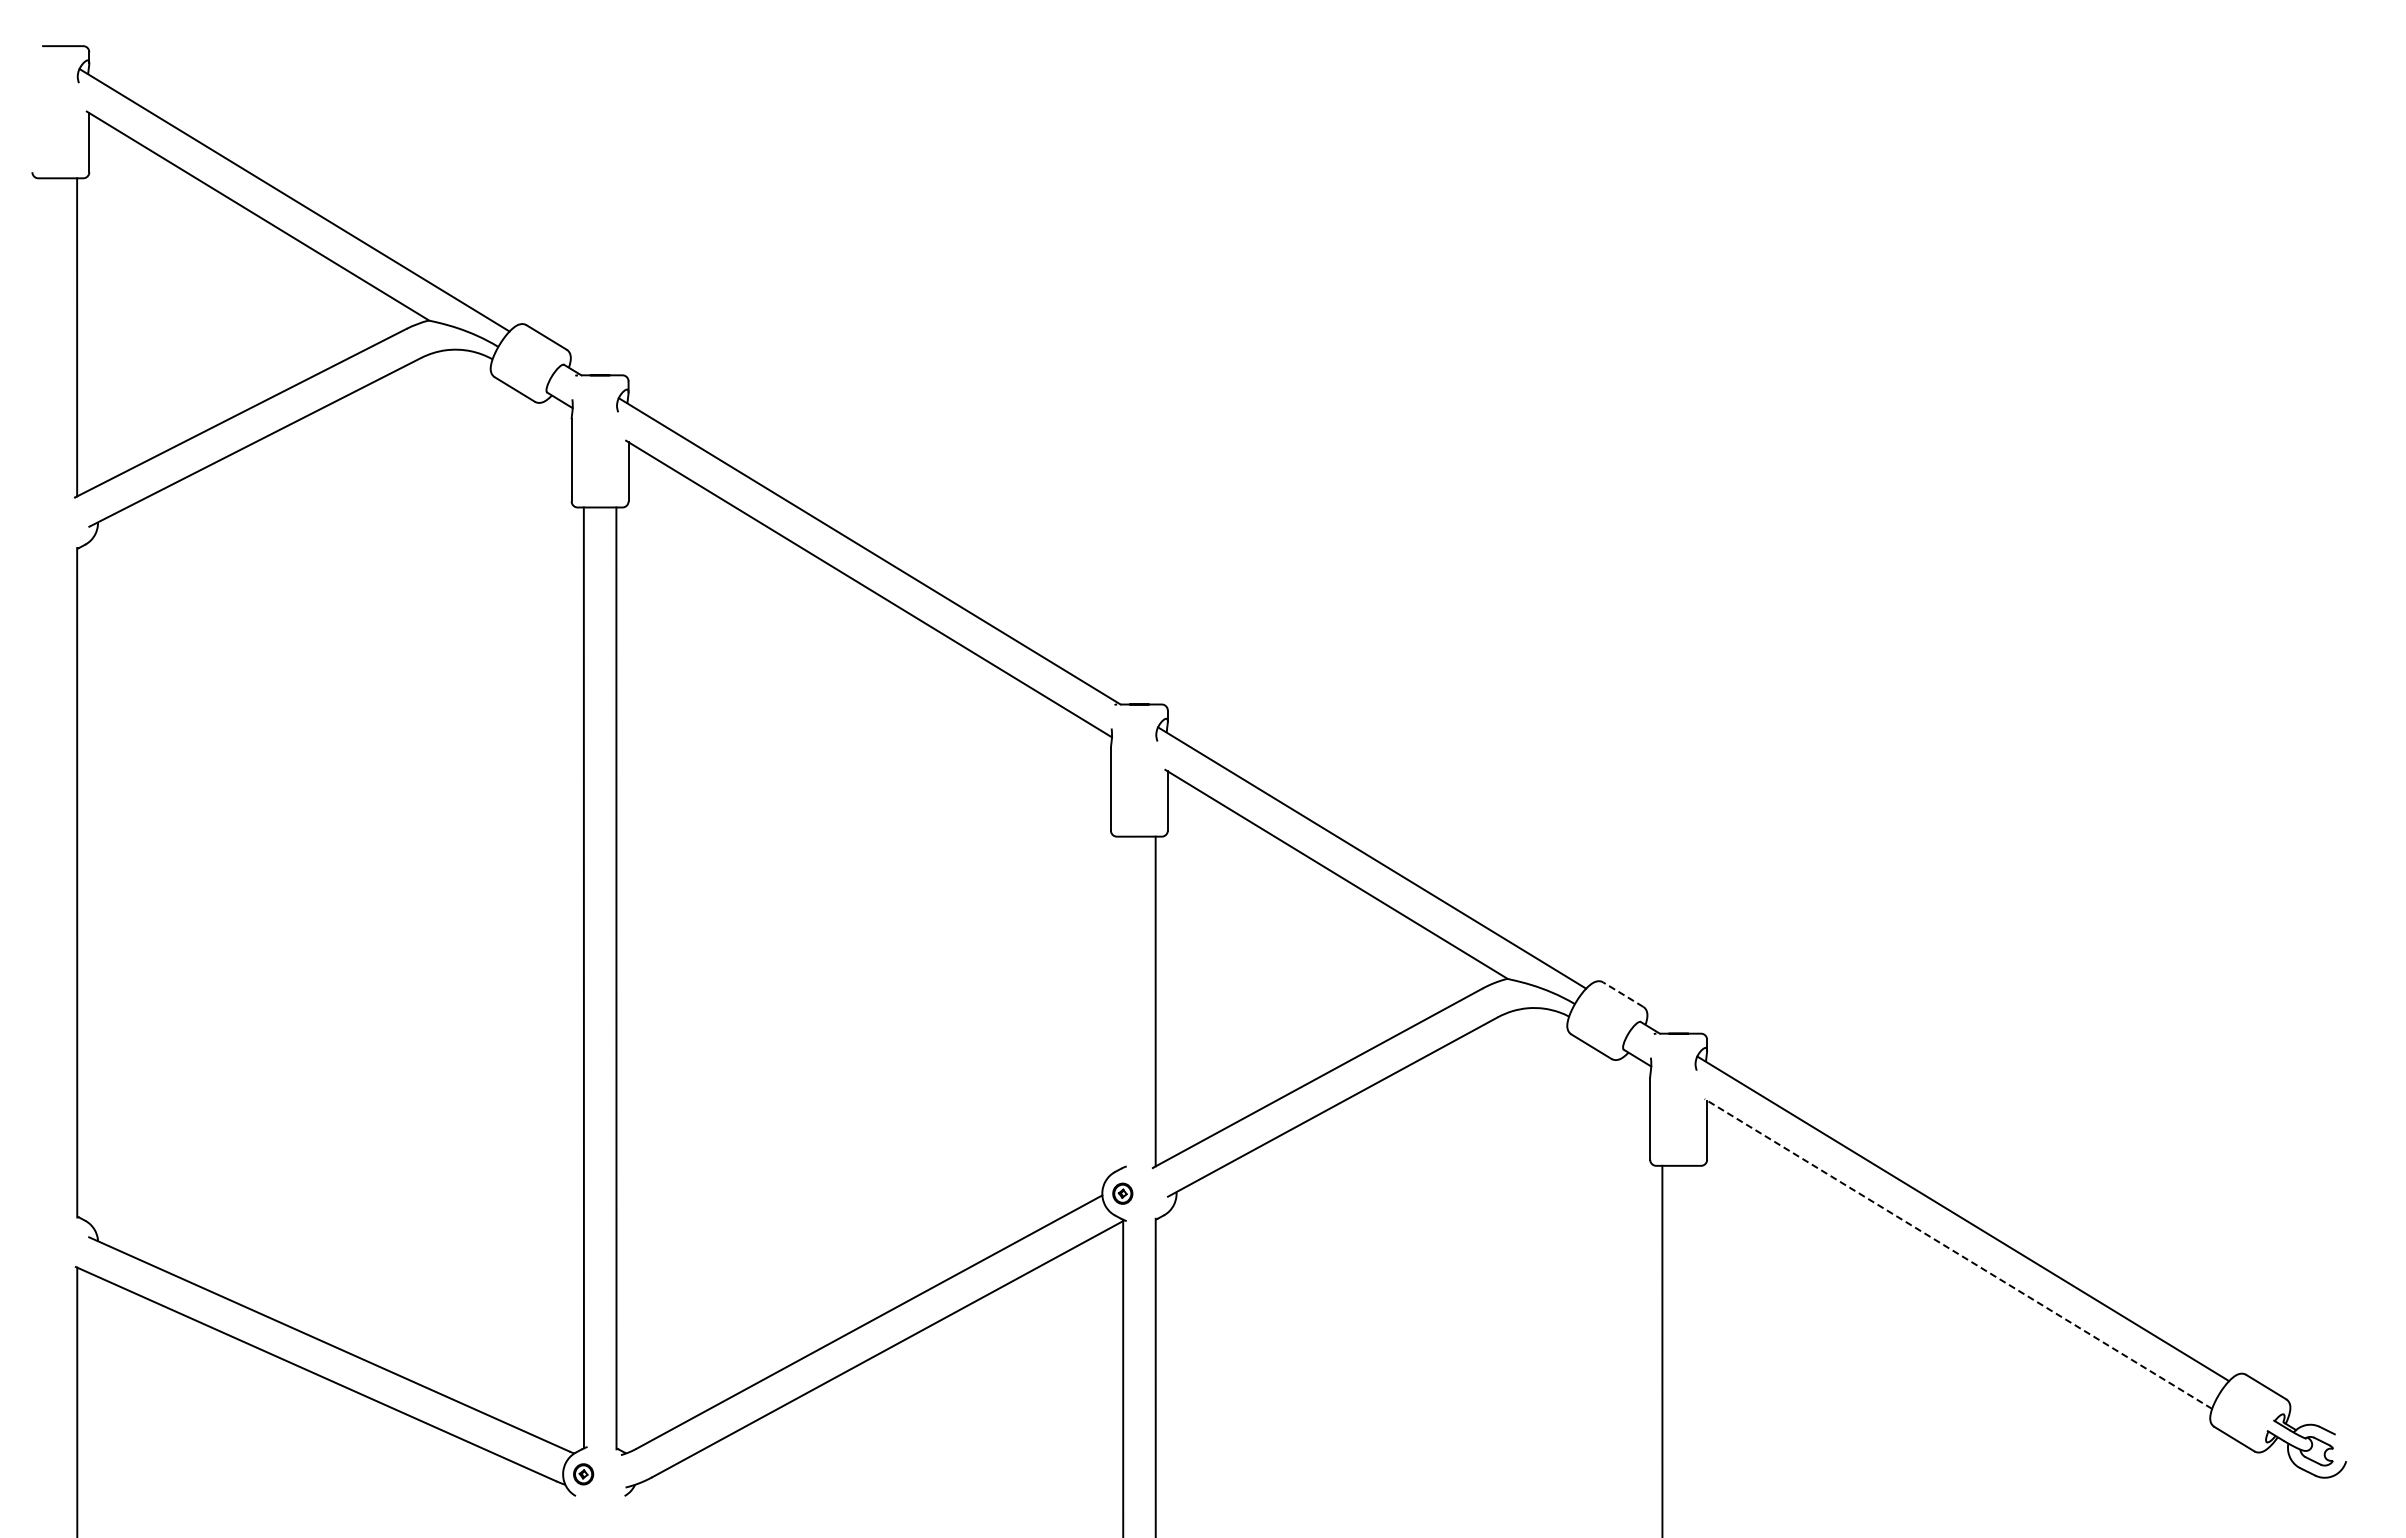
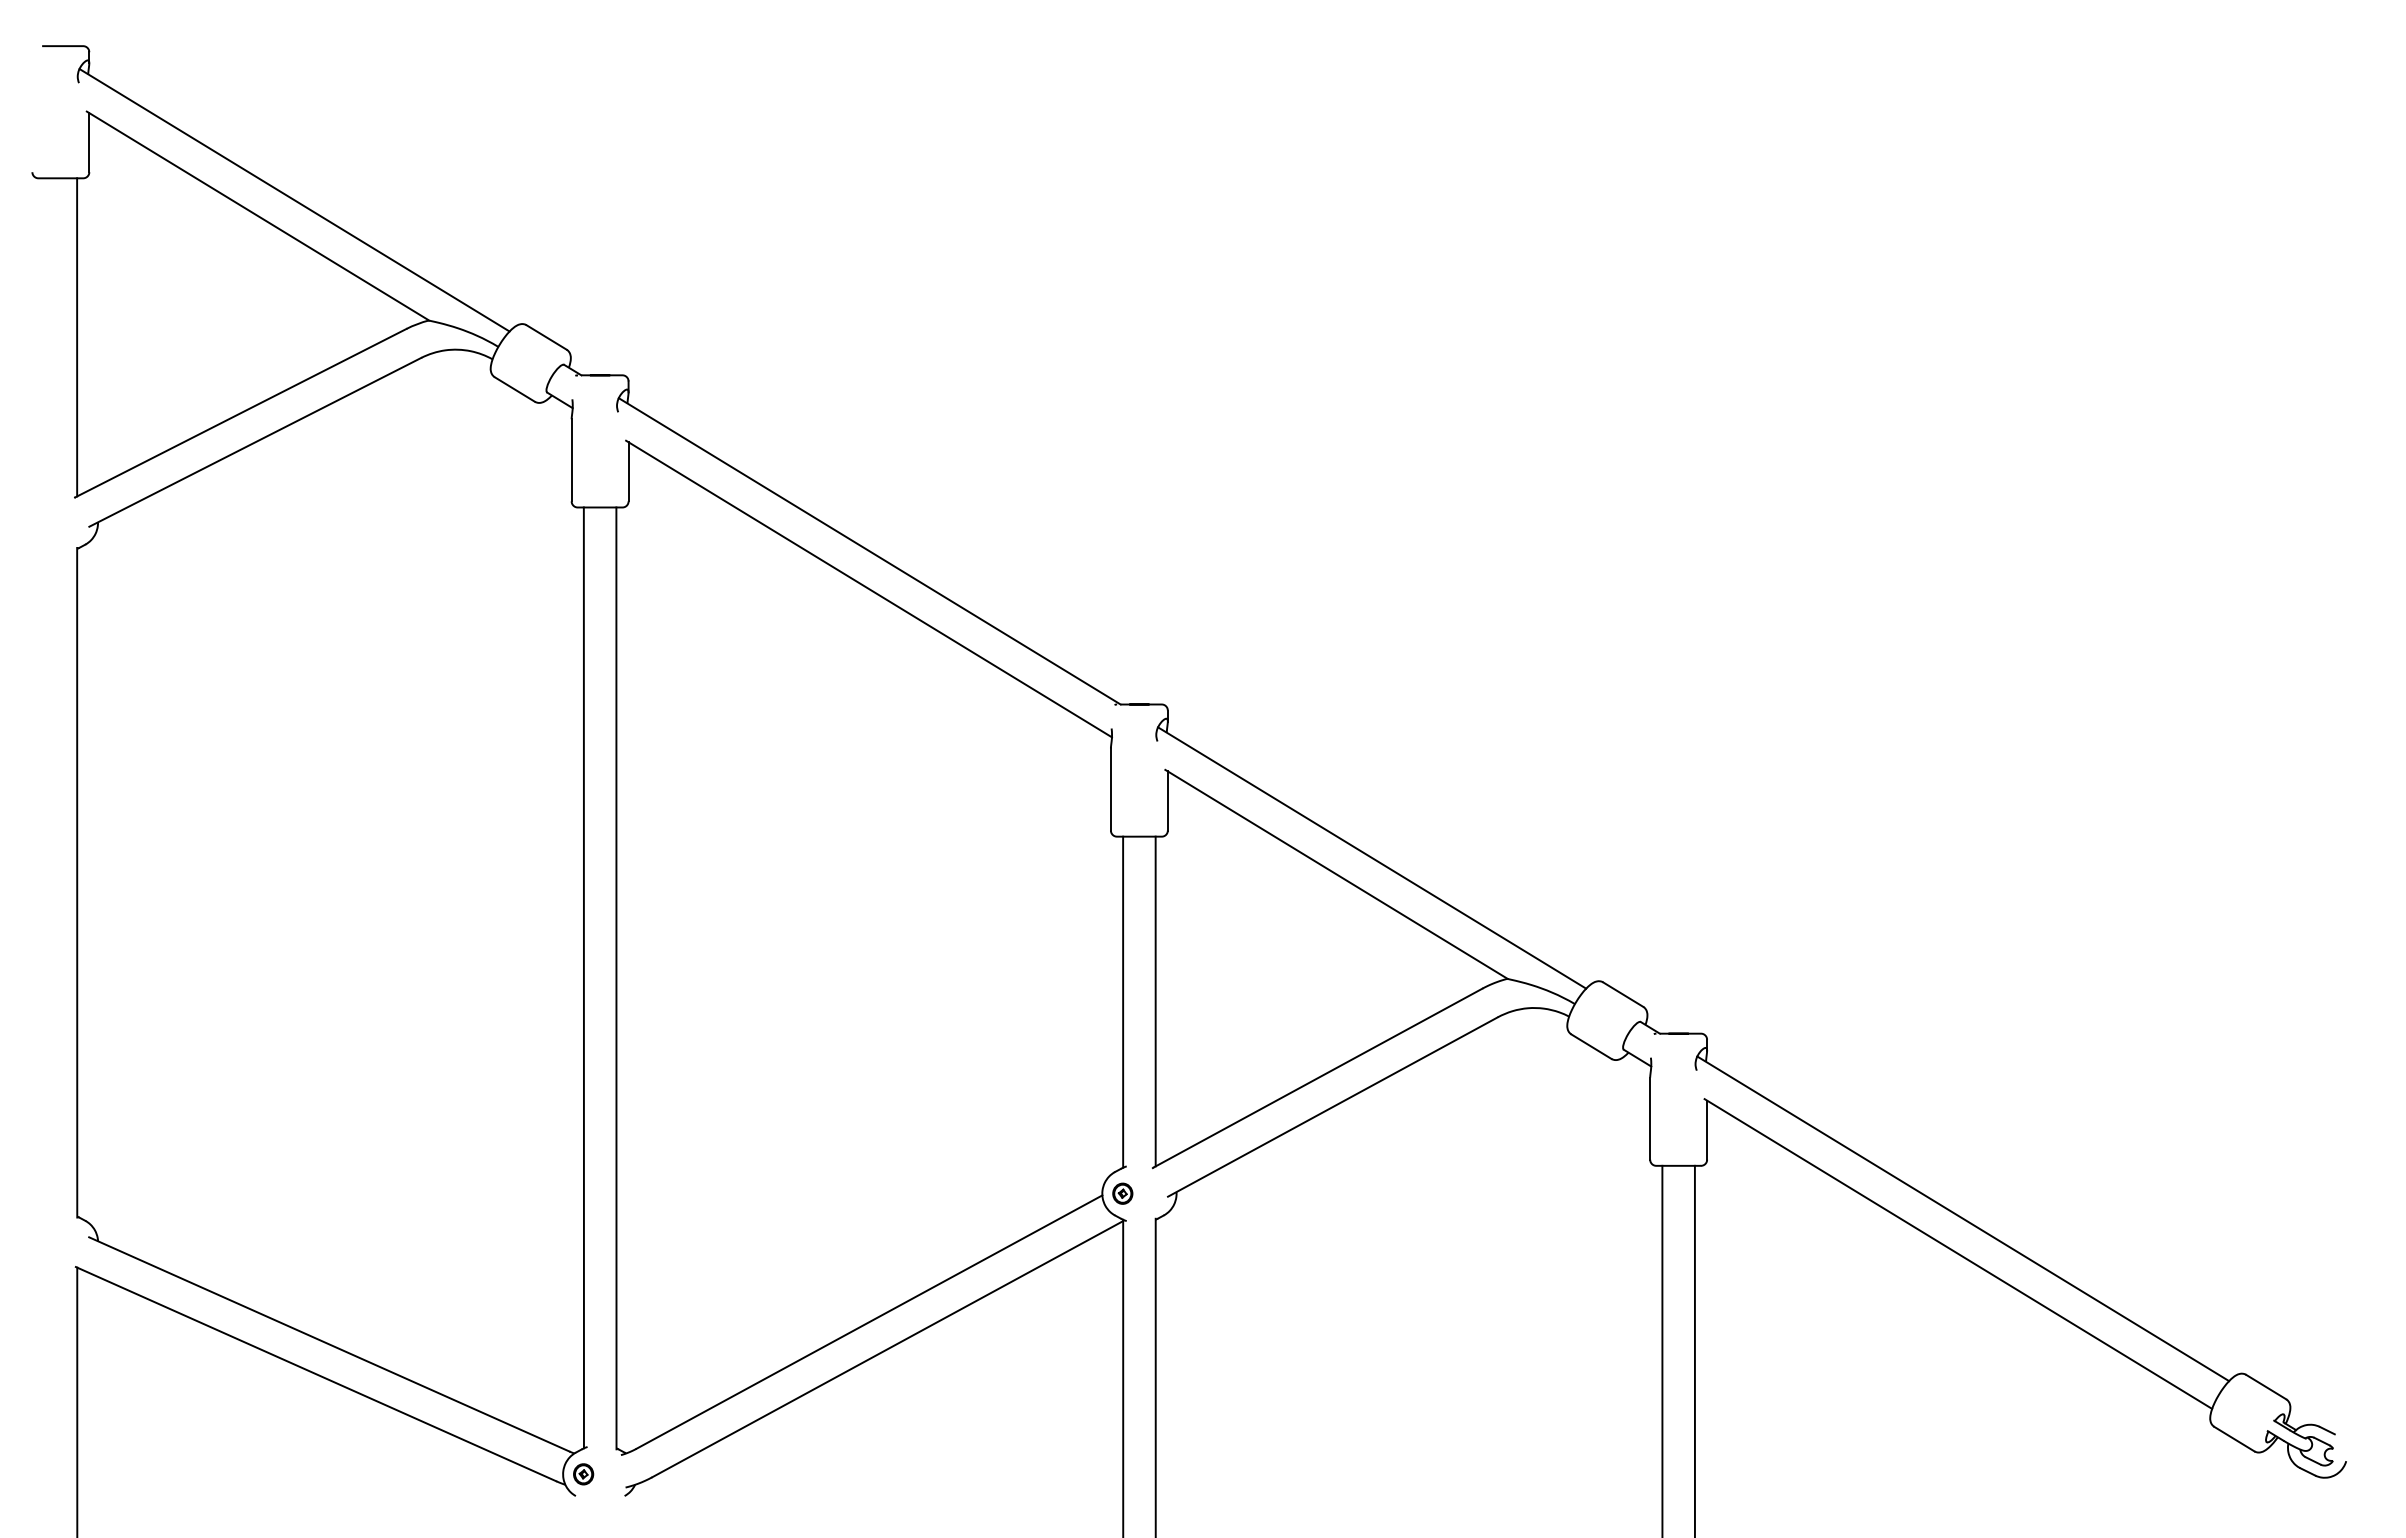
line: dashed -> solid (1622, 994)
line: none -> present (1123, 1001)
line: dashed -> solid (1957, 1253)
line: none -> present (1694, 1349)
